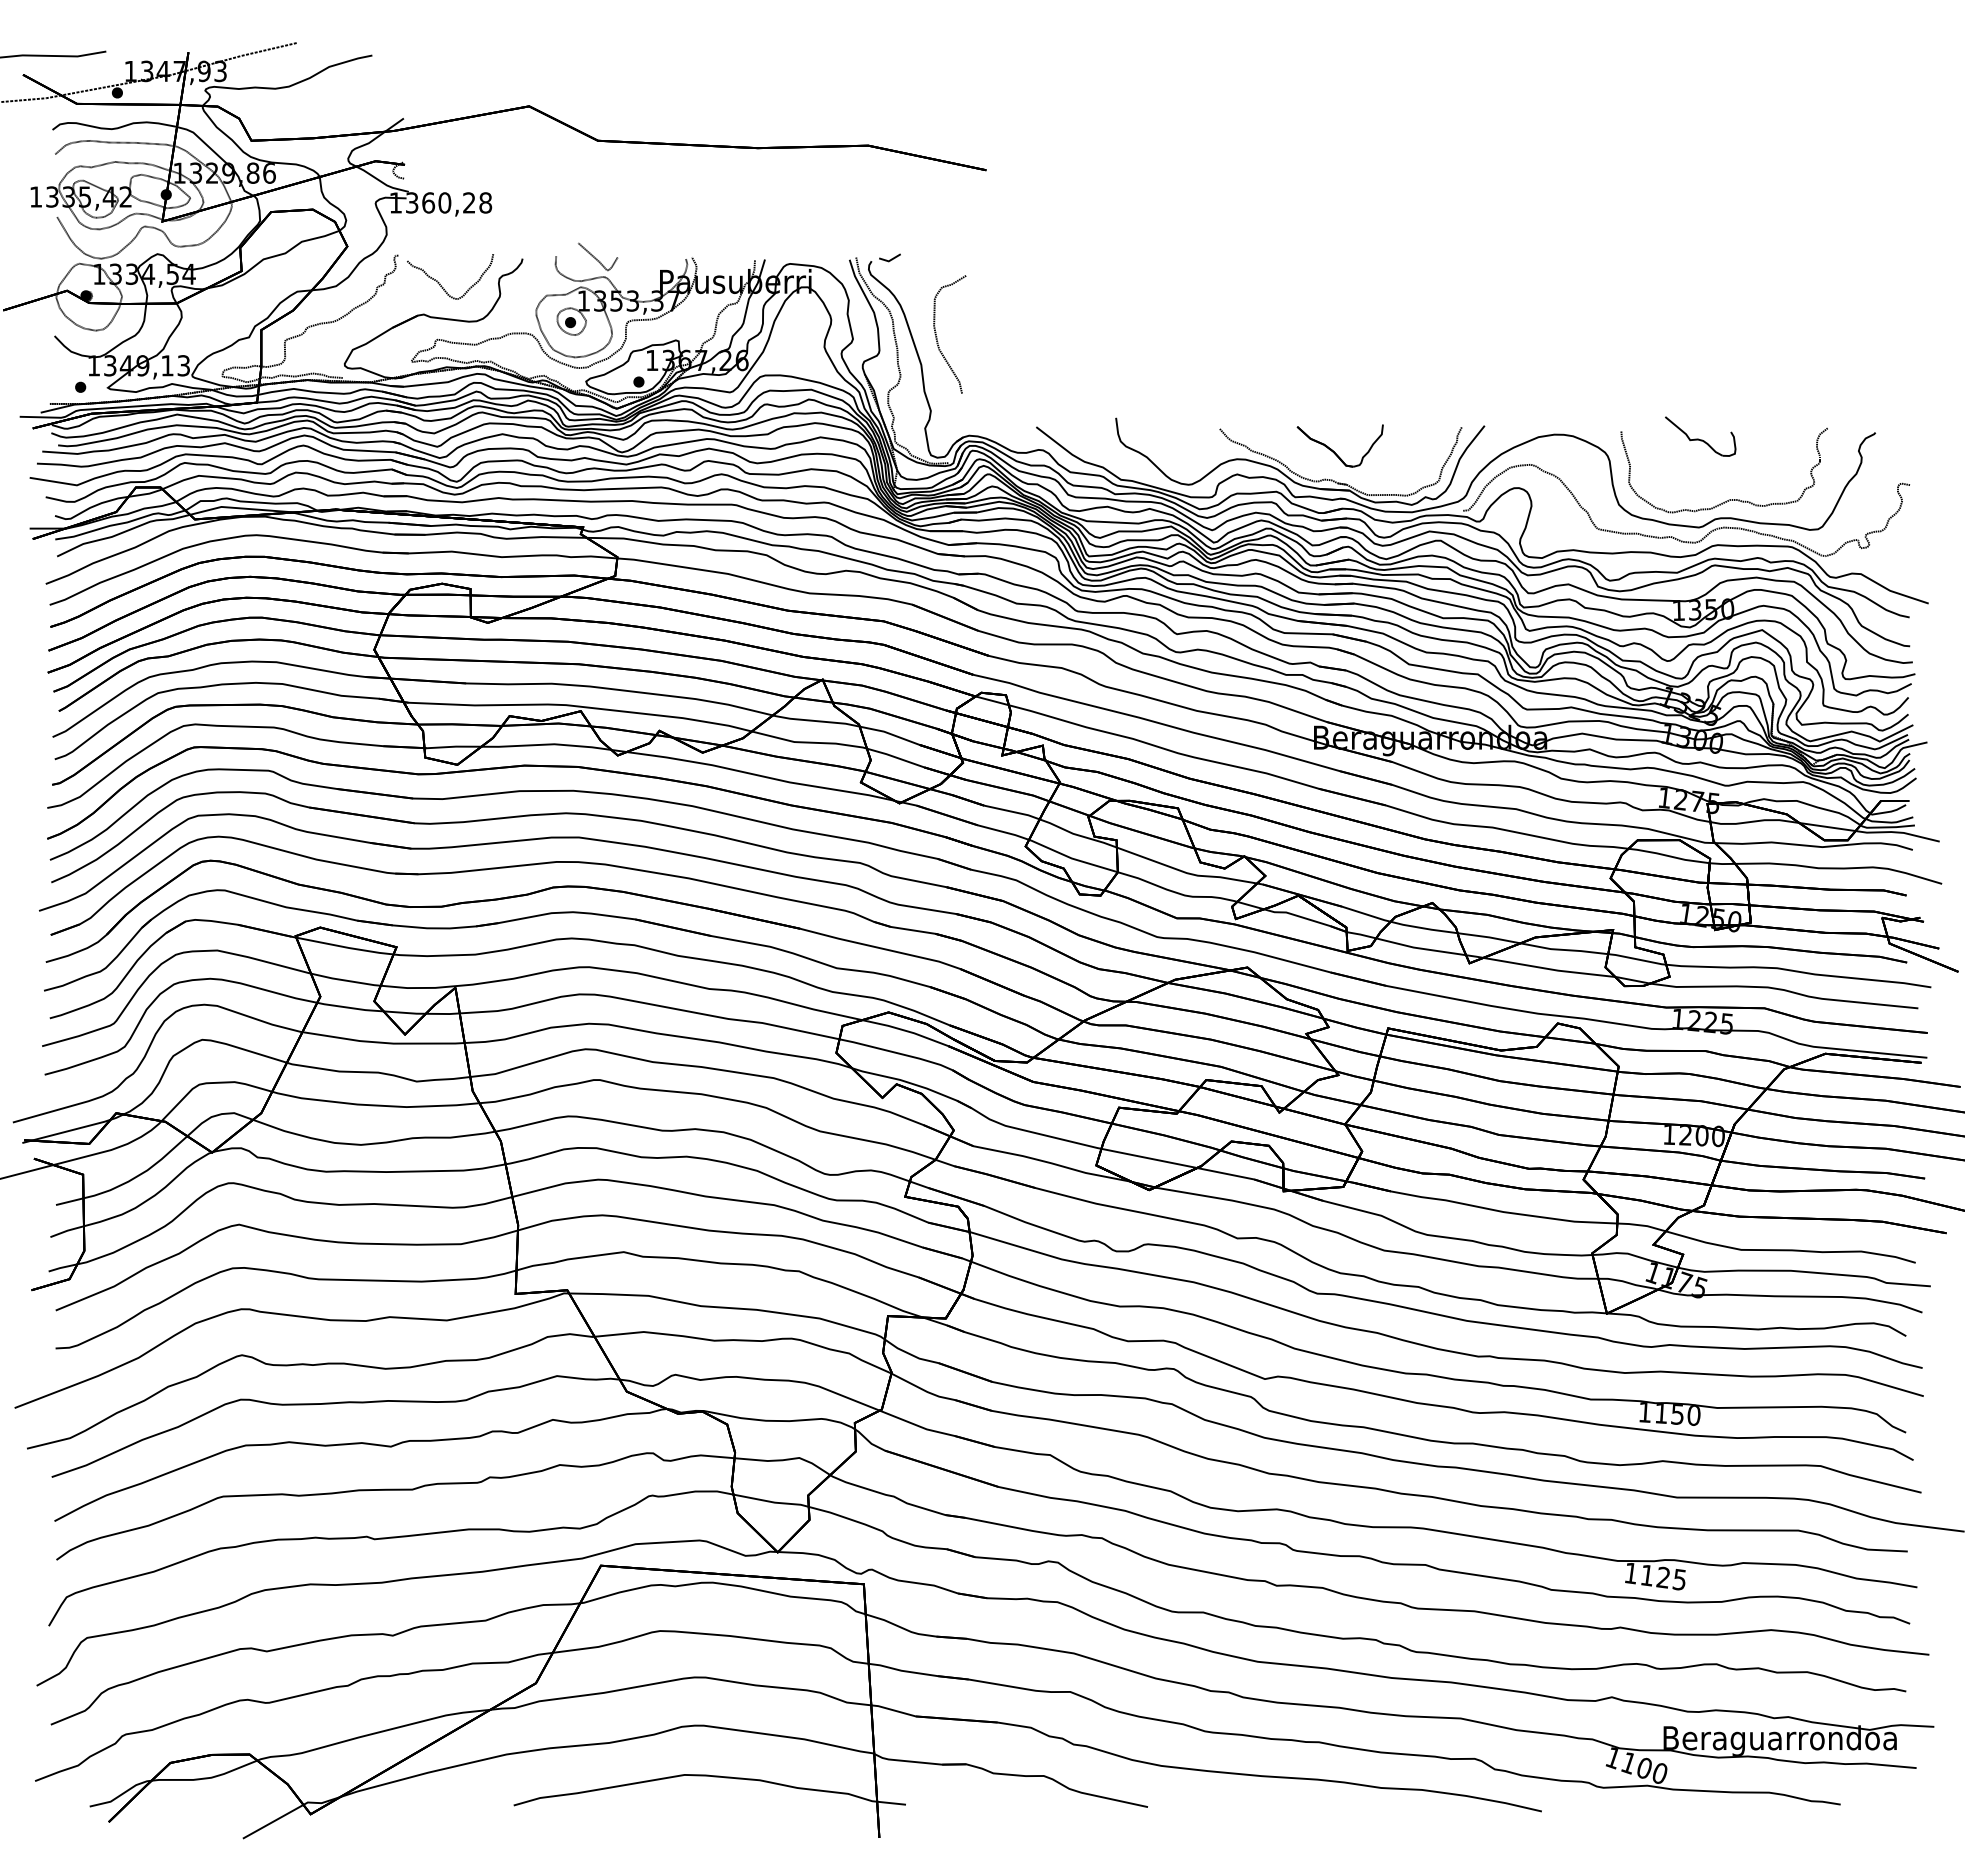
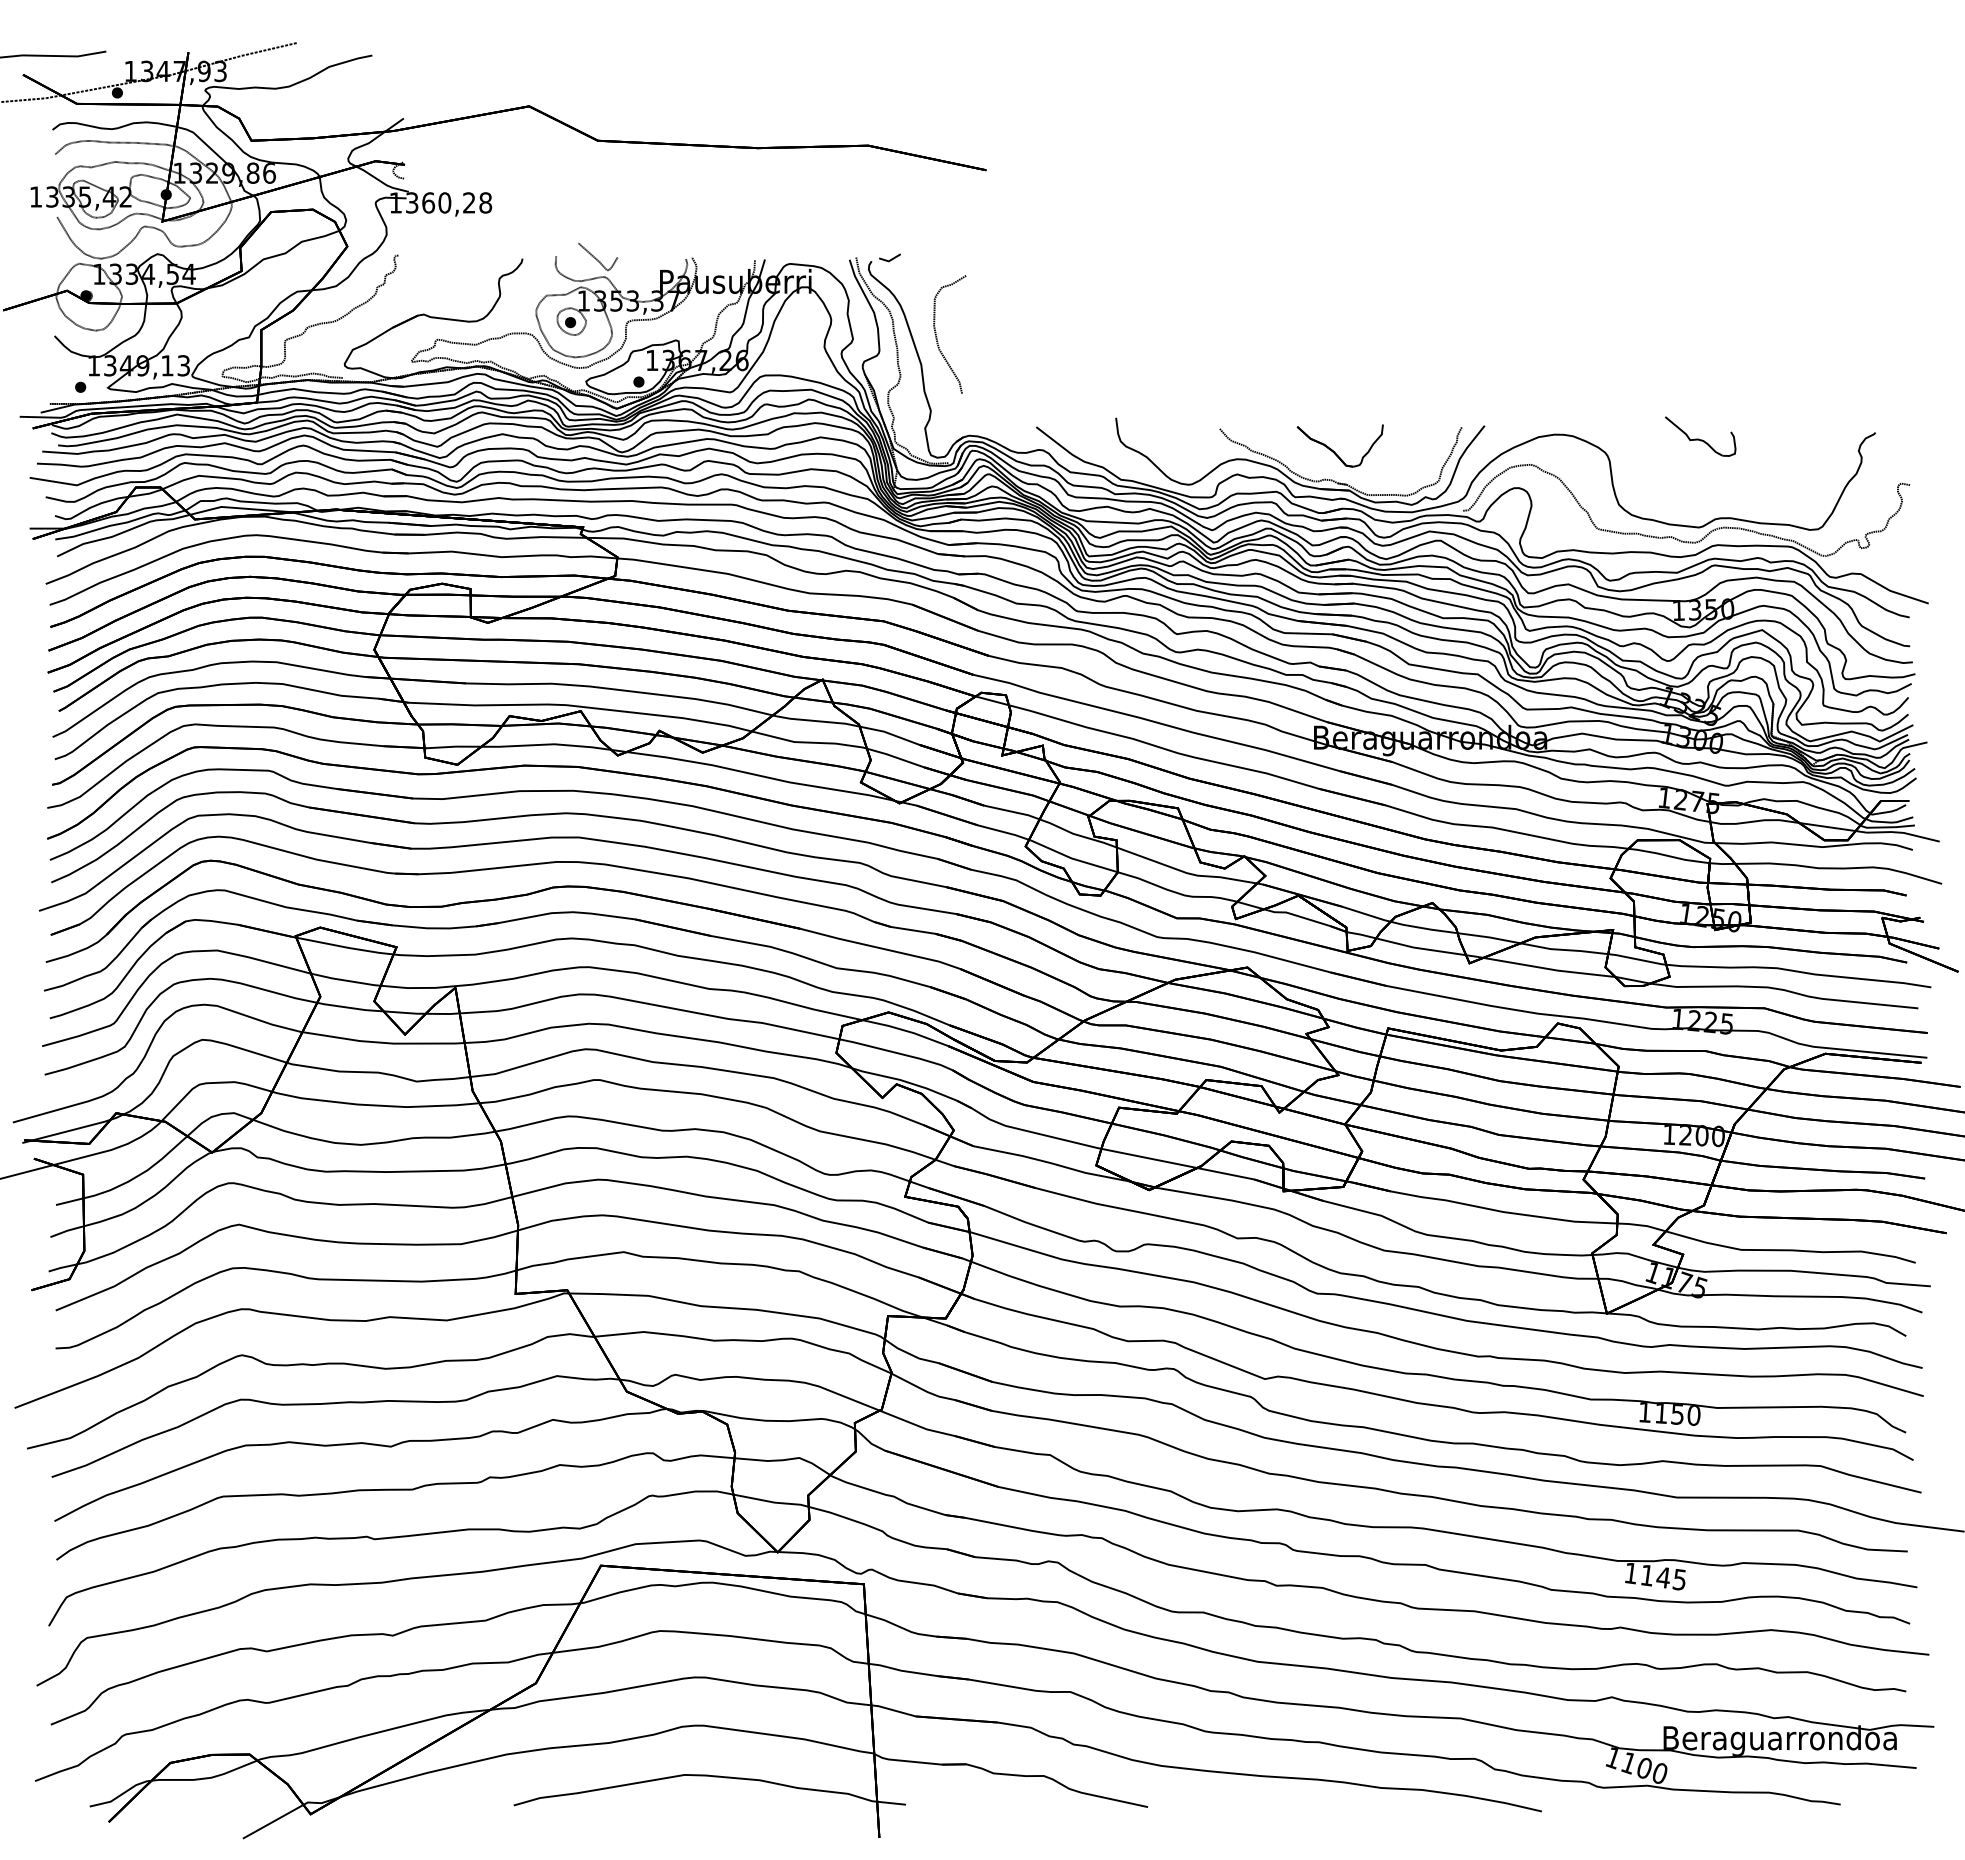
curve: present -> none (440, 283)
curve: present -> none (1729, 499)
text: 1125 -> 1145 (1662, 1577)
